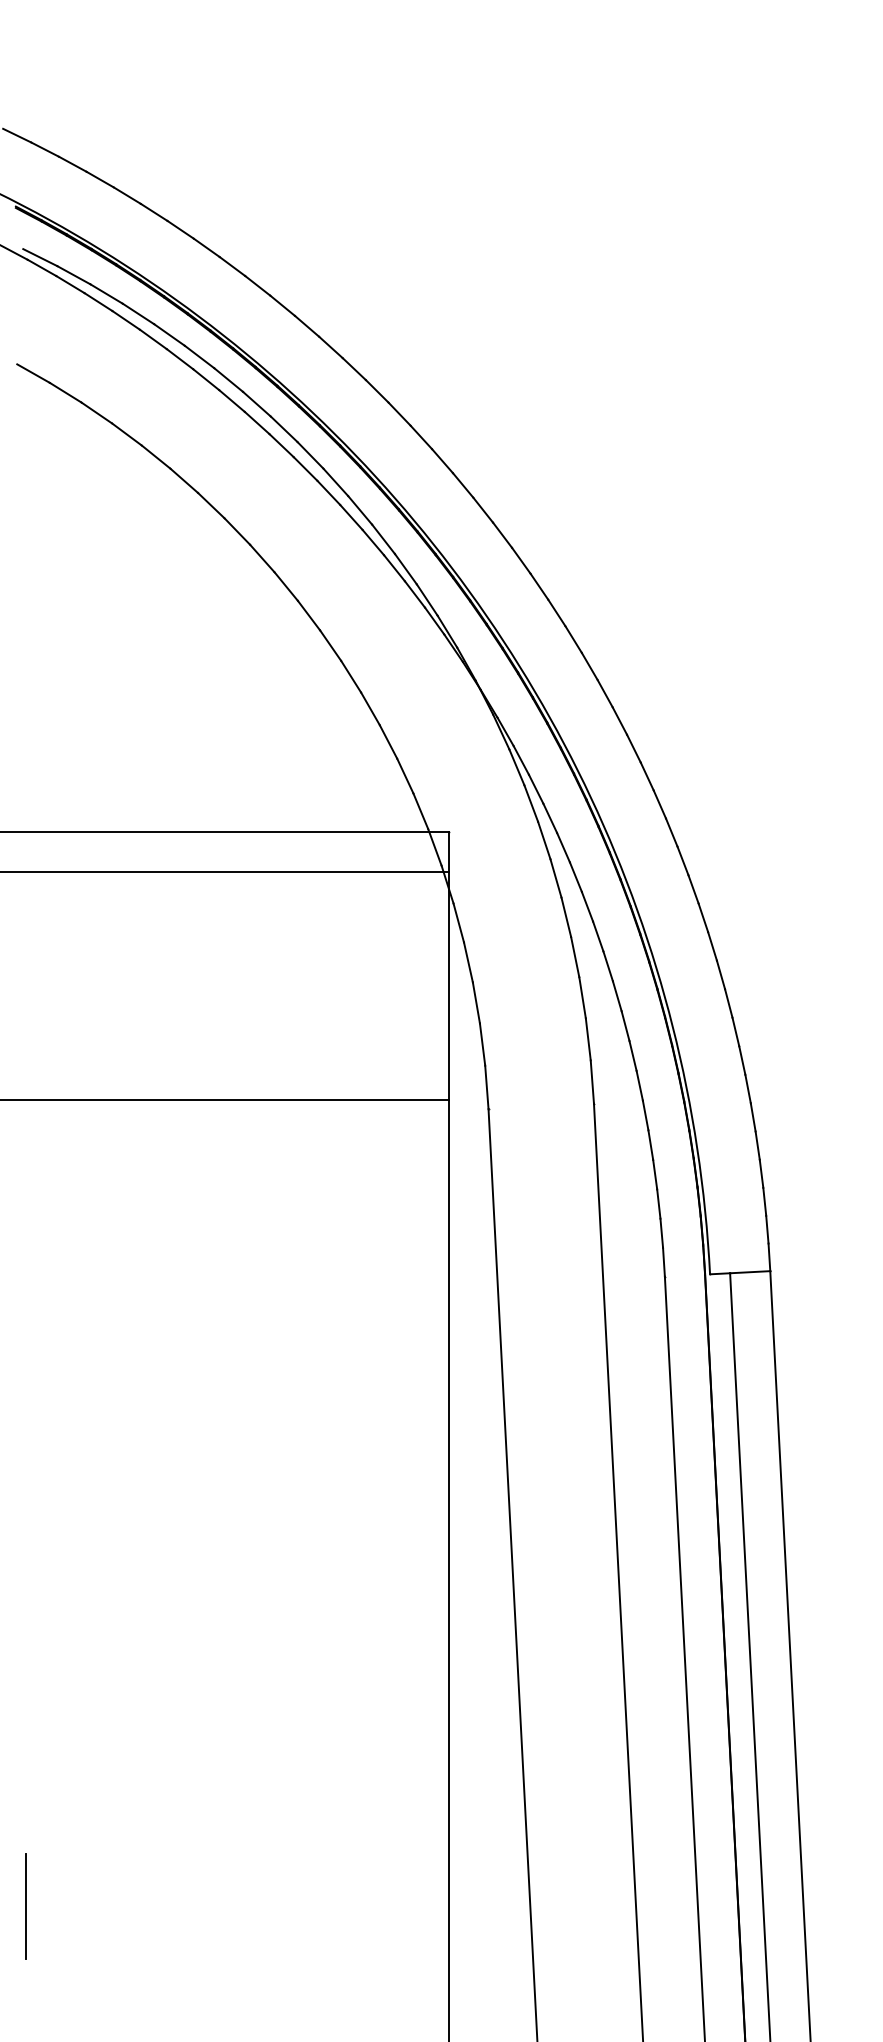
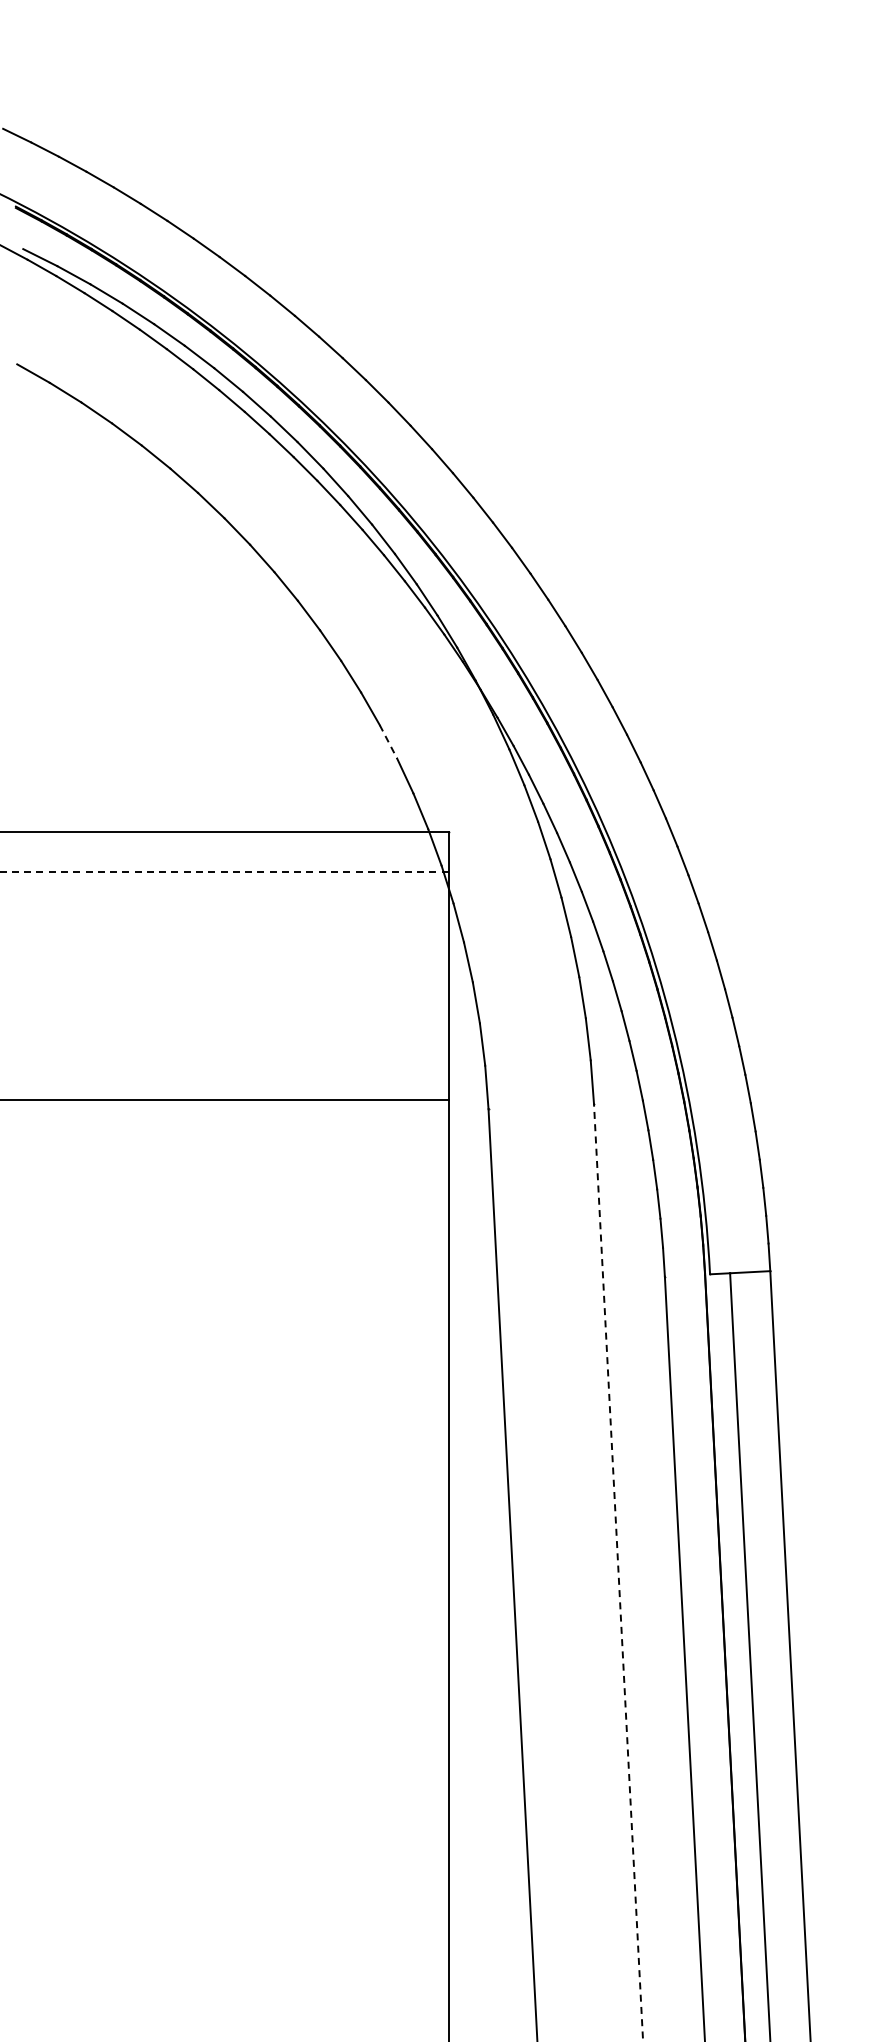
line: solid -> dashed (388, 741)
line: solid -> dashed (224, 871)
line: solid -> dashed (618, 1572)
line: present -> none (26, 1906)
